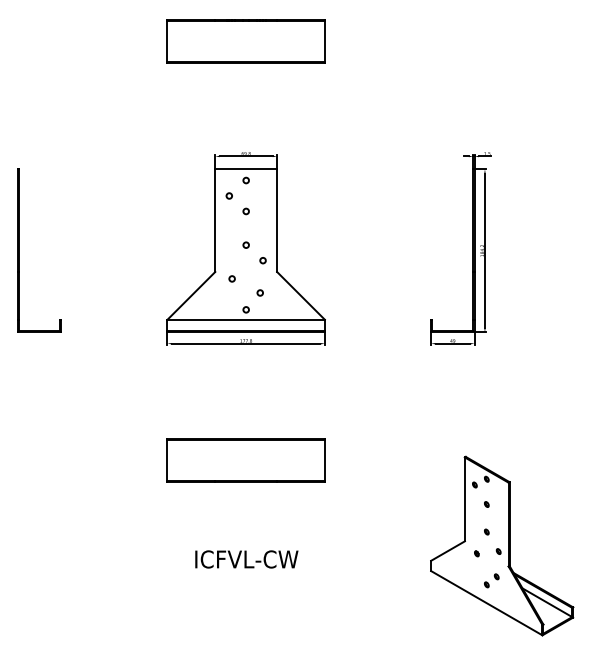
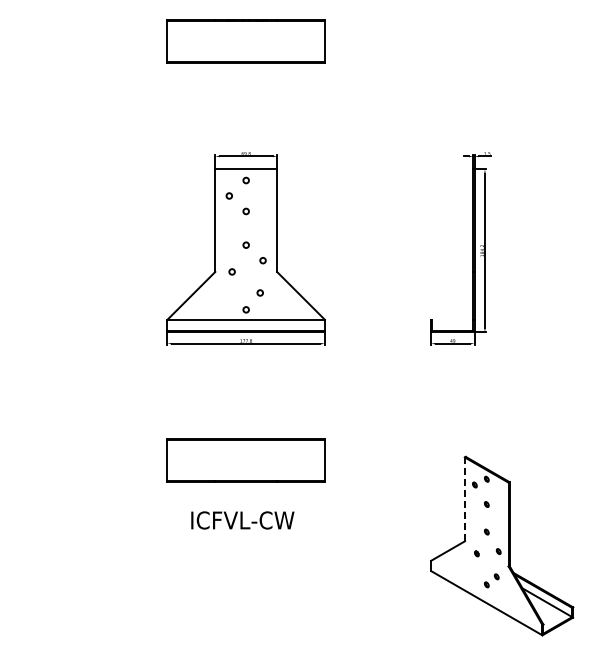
part: present -> none (19, 250)
circle position: (231, 278) -> (231, 271) (231, 271)
line: solid -> dashed (464, 499)
text position: (246, 559) -> (242, 520) (242, 520)
